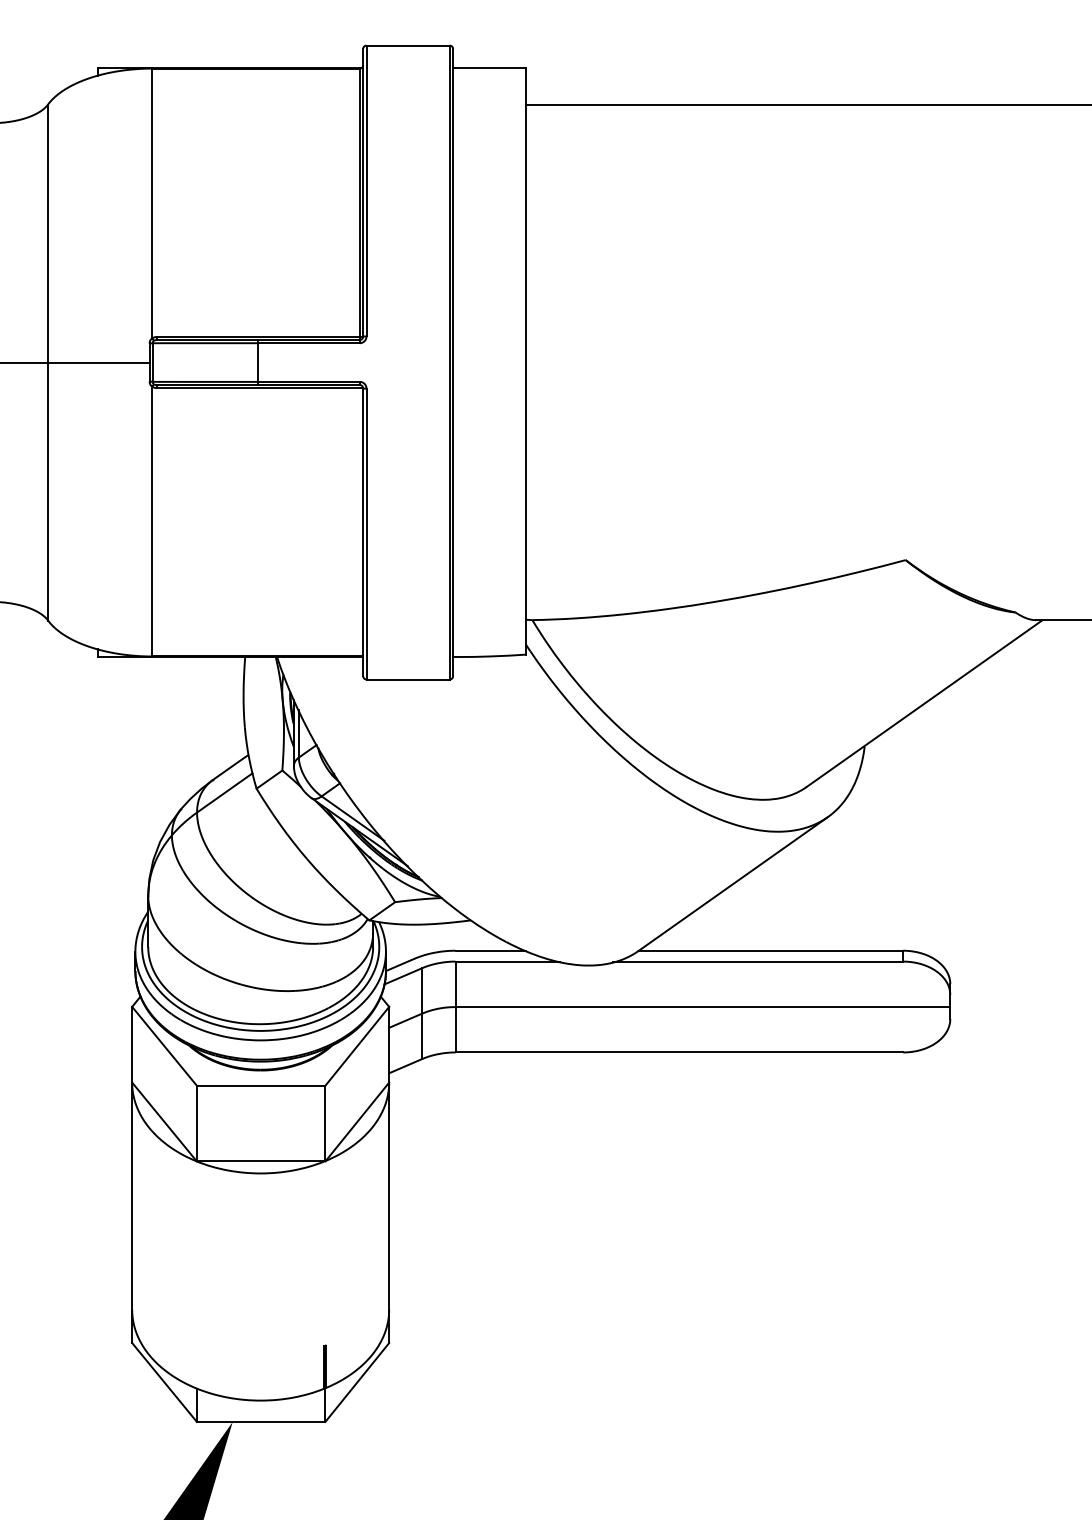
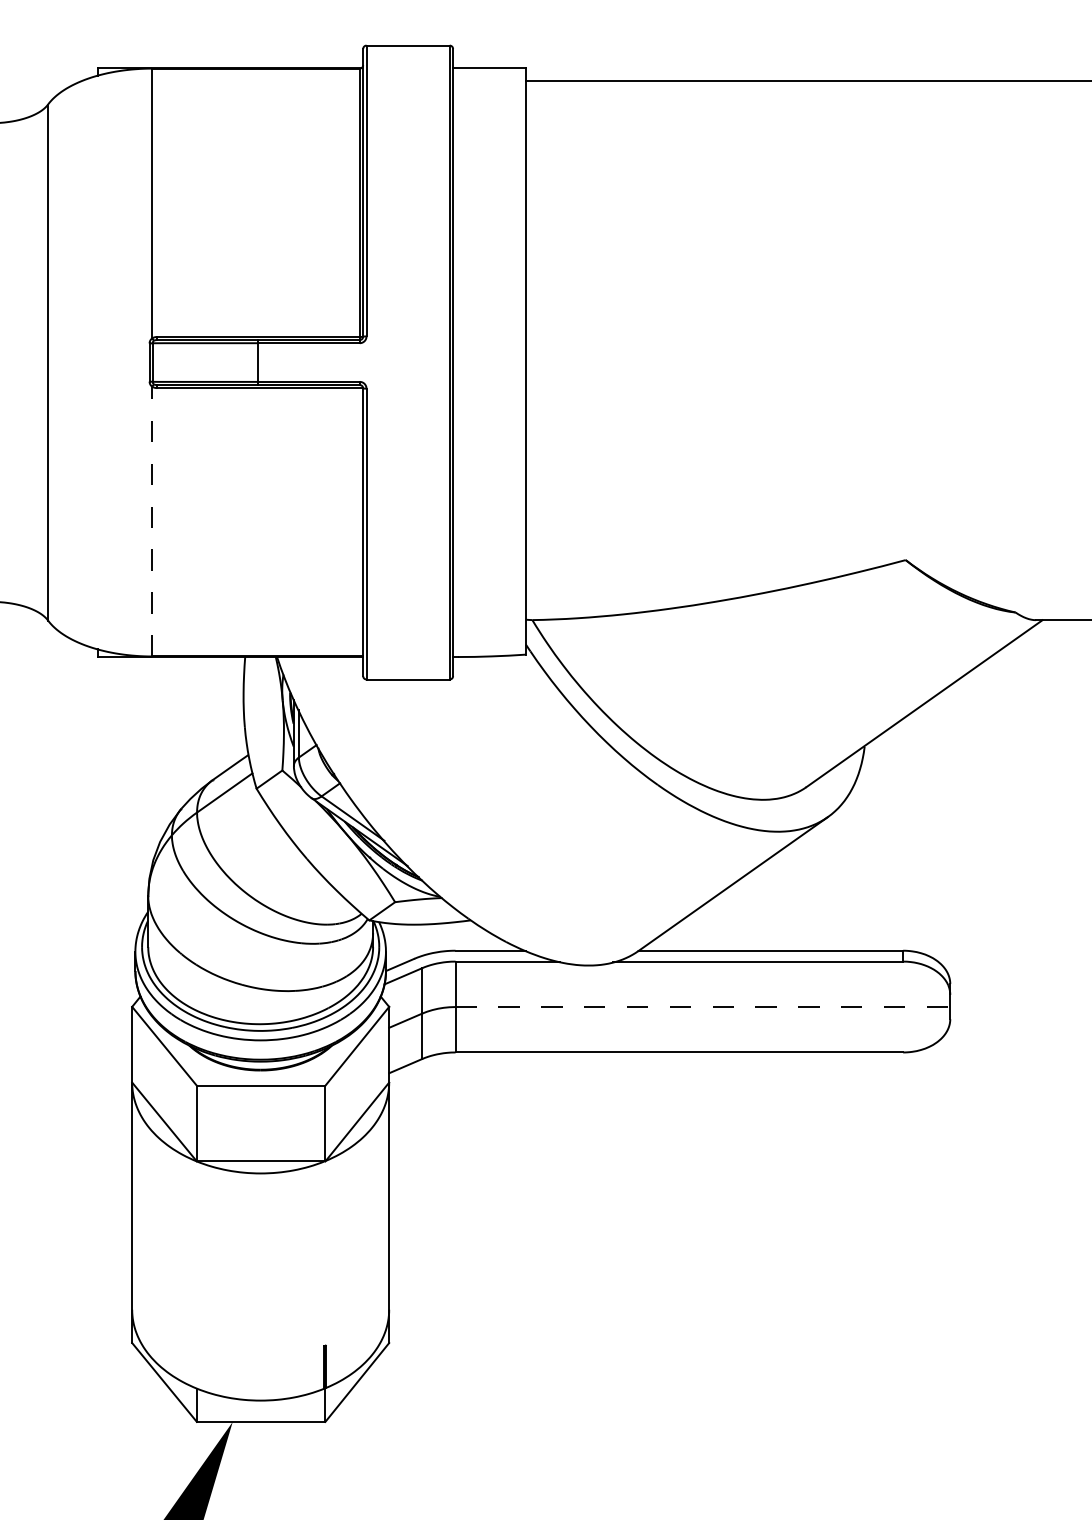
line position: (806, 104) -> (806, 80) (806, 80)
line: present -> none (75, 362)
line: solid -> dashed (152, 521)
line: solid -> dashed (703, 1007)
